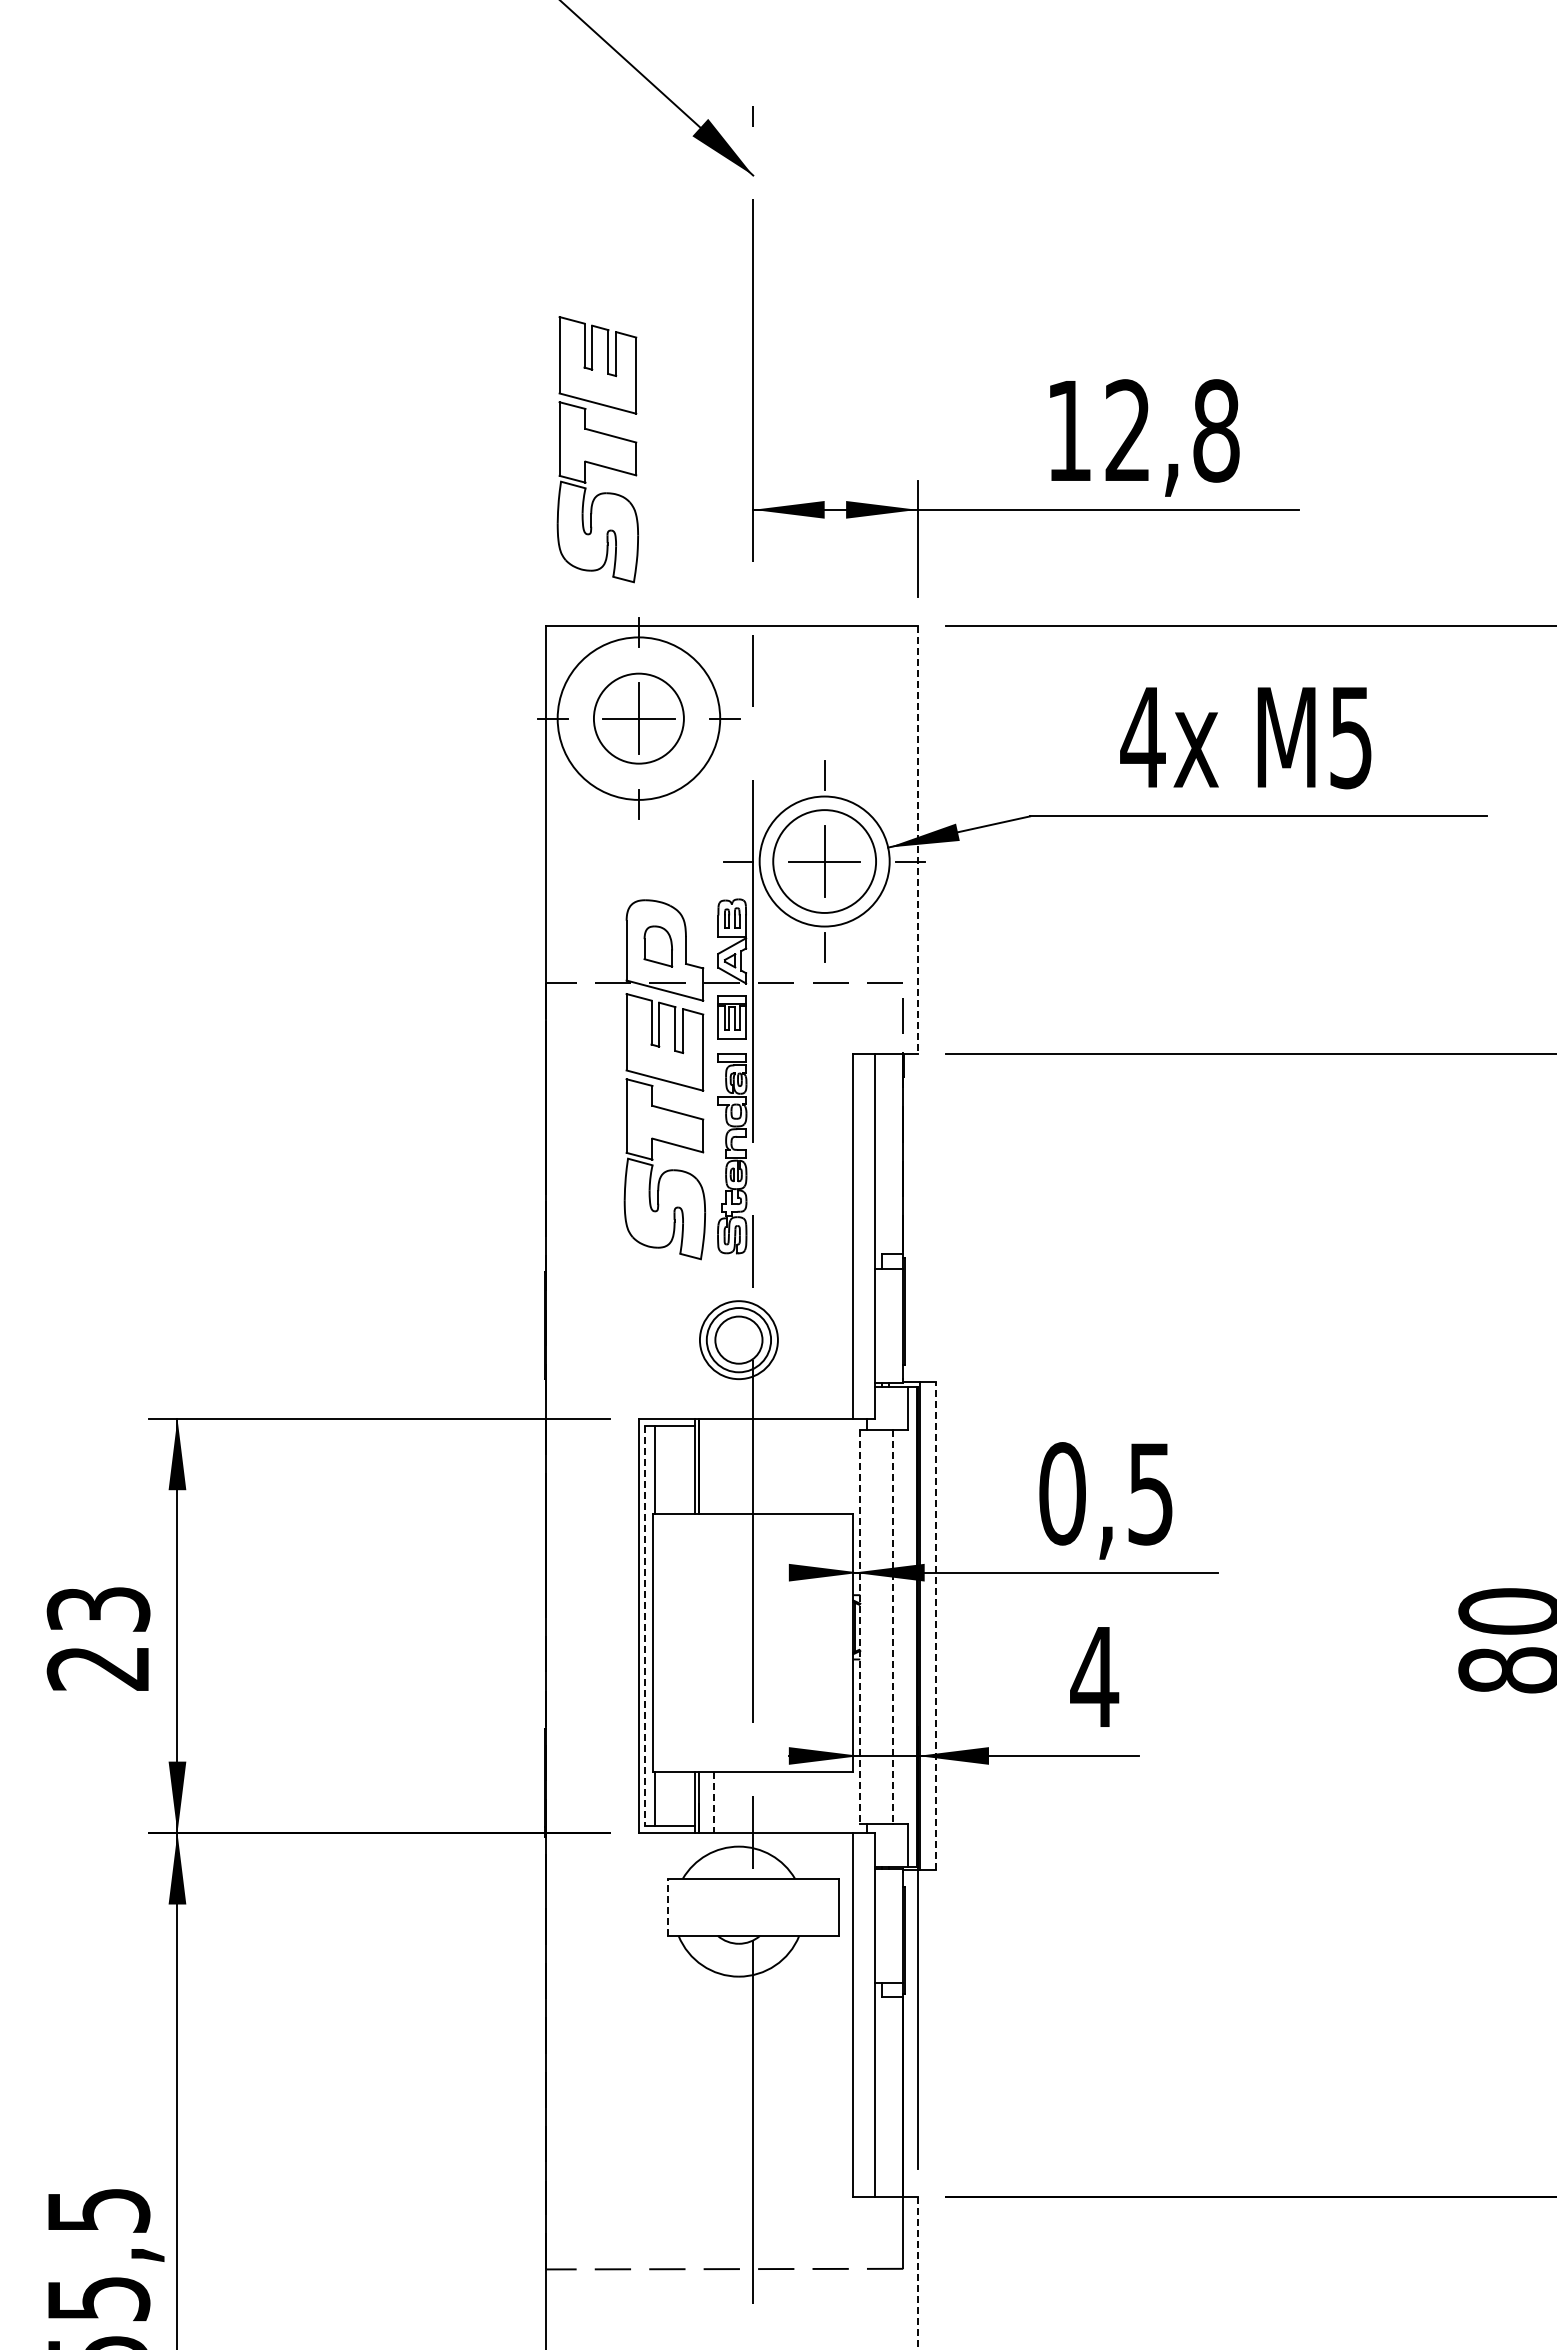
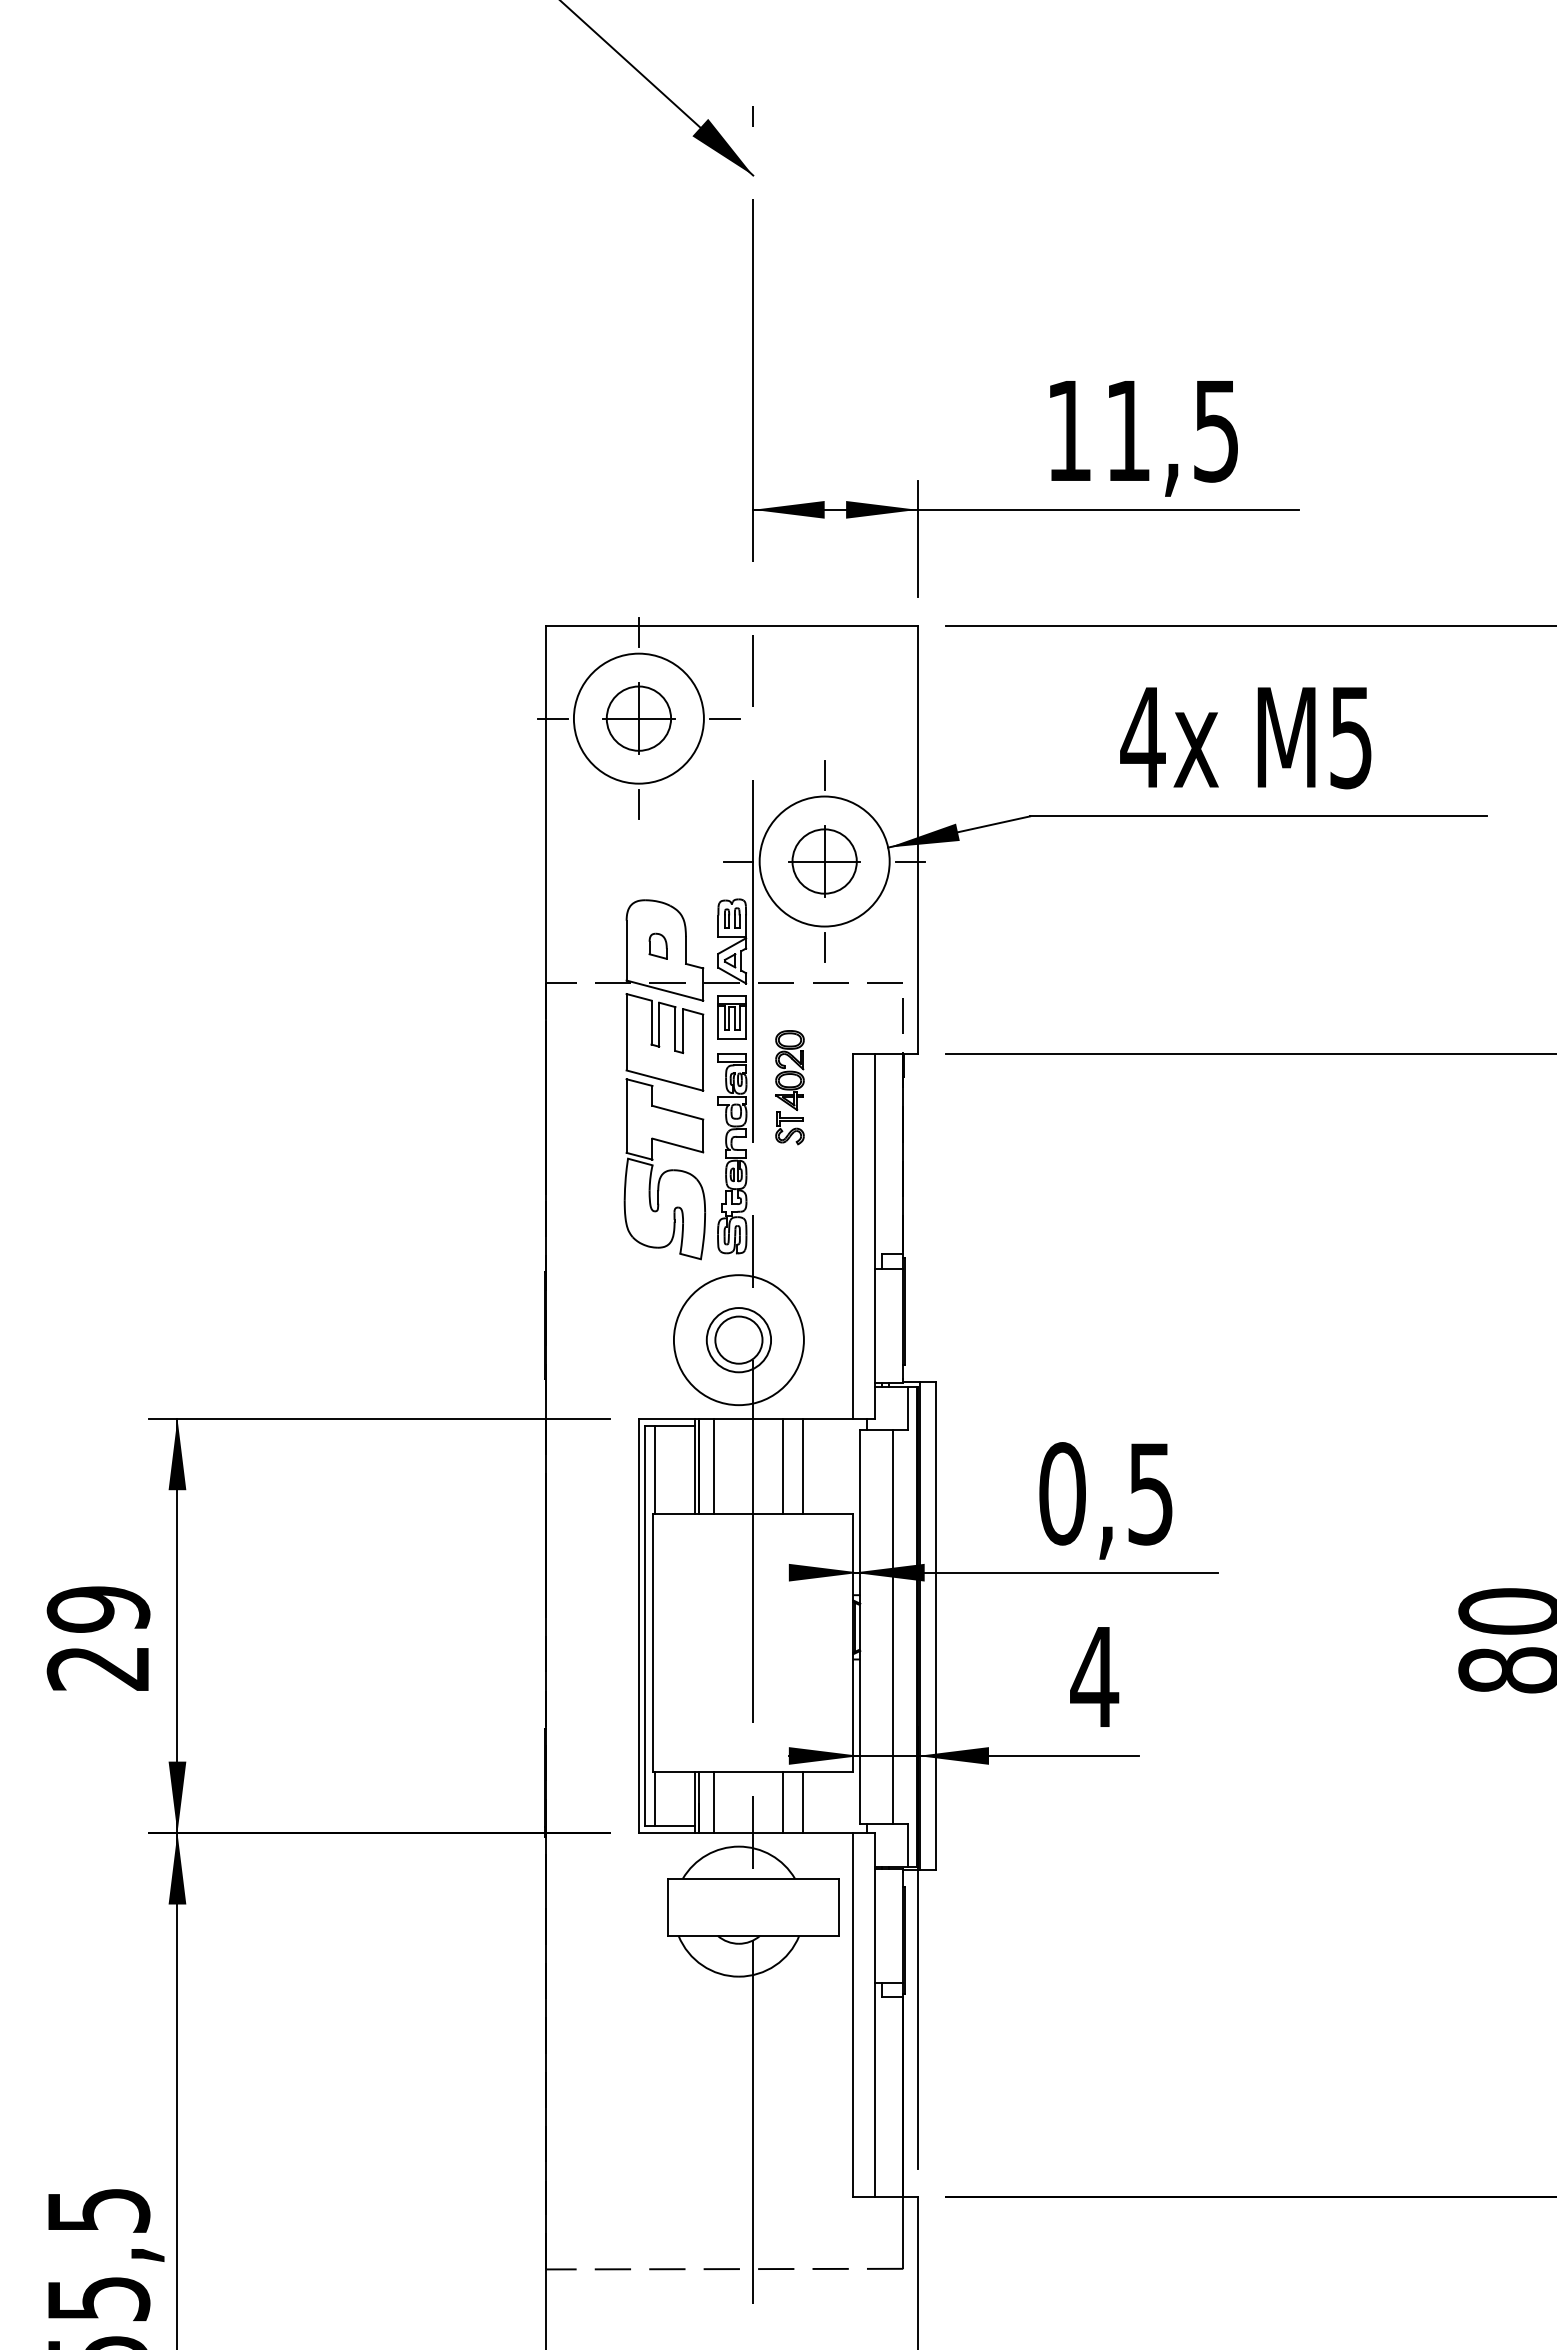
text: 12,8 -> 11,5 (1172, 430)
part: present -> none (597, 449)
circle diameter: 163 px -> 130 px (638, 718)
circle diameter: 90 px -> 64 px (638, 718)
line: dashed -> solid (917, 840)
circle diameter: 103 px -> 64 px (824, 861)
part size: 31x43 px -> 20x28 px (657, 945)
part: none -> present (789, 1087)
circle diameter: 78 px -> 130 px (738, 1340)
line: none -> present (713, 1466)
line: none -> present (782, 1466)
line: none -> present (803, 1466)
text: 23 -> 29 (98, 1609)
line: dashed -> solid (935, 1625)
line: dashed -> solid (644, 1626)
line: dashed -> solid (860, 1627)
line: dashed -> solid (893, 1627)
line: dashed -> solid (713, 1802)
line: none -> present (782, 1802)
line: none -> present (803, 1802)
line: dashed -> solid (667, 1907)
line: dashed -> solid (917, 2273)
